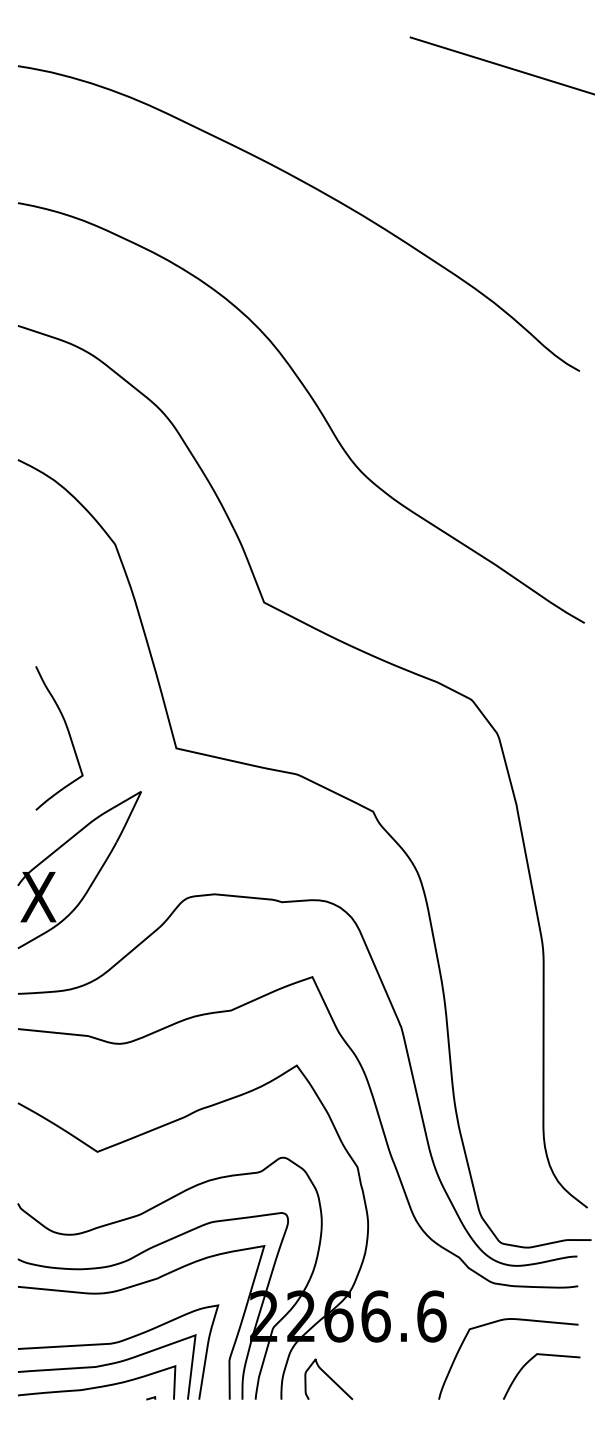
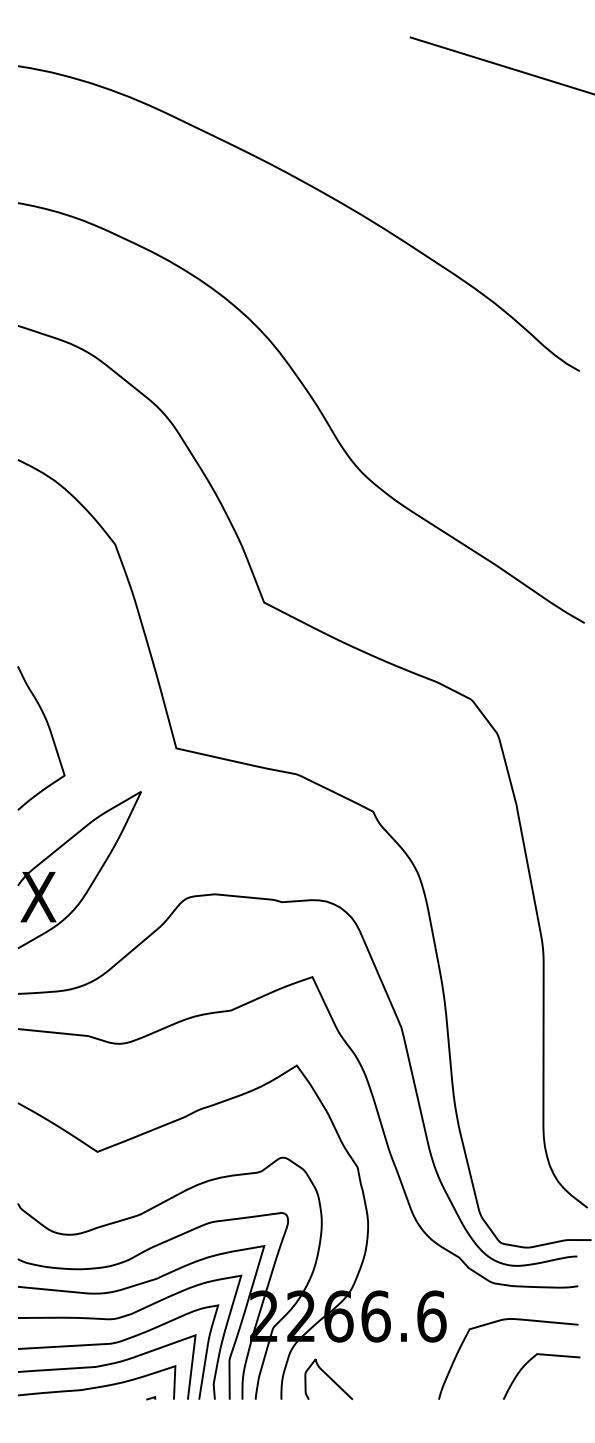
curve position: (68, 734) -> (50, 734) (50, 734)
curve: none -> present (124, 1317)
